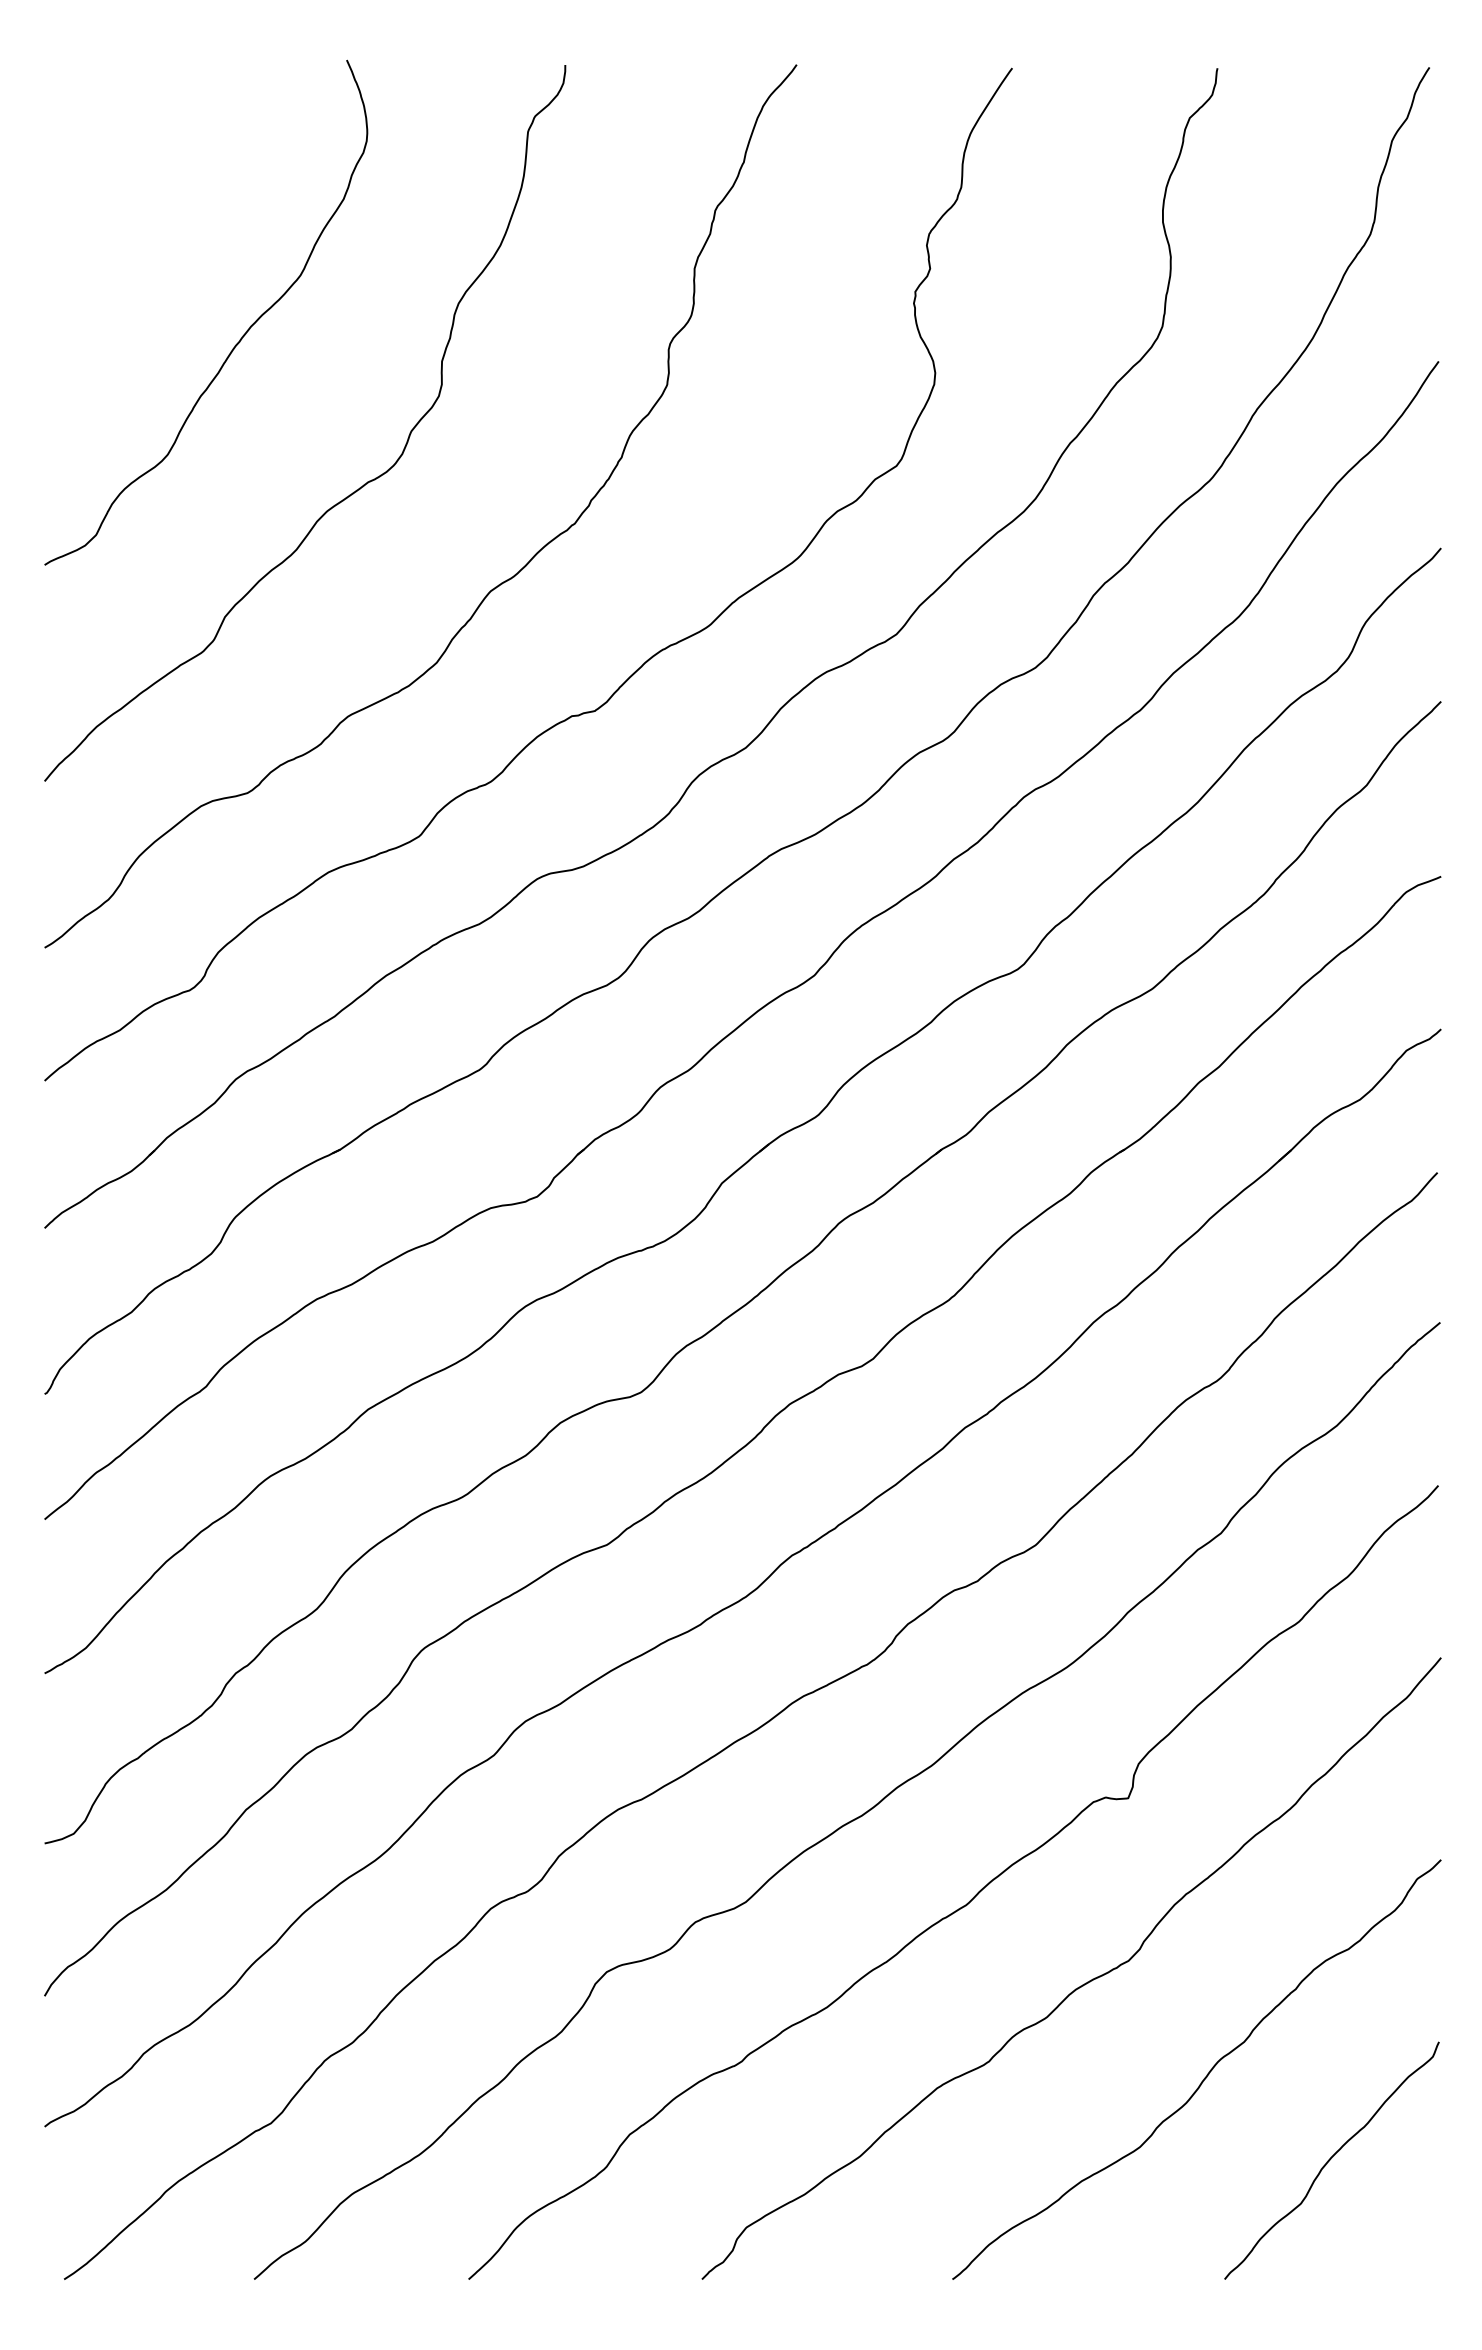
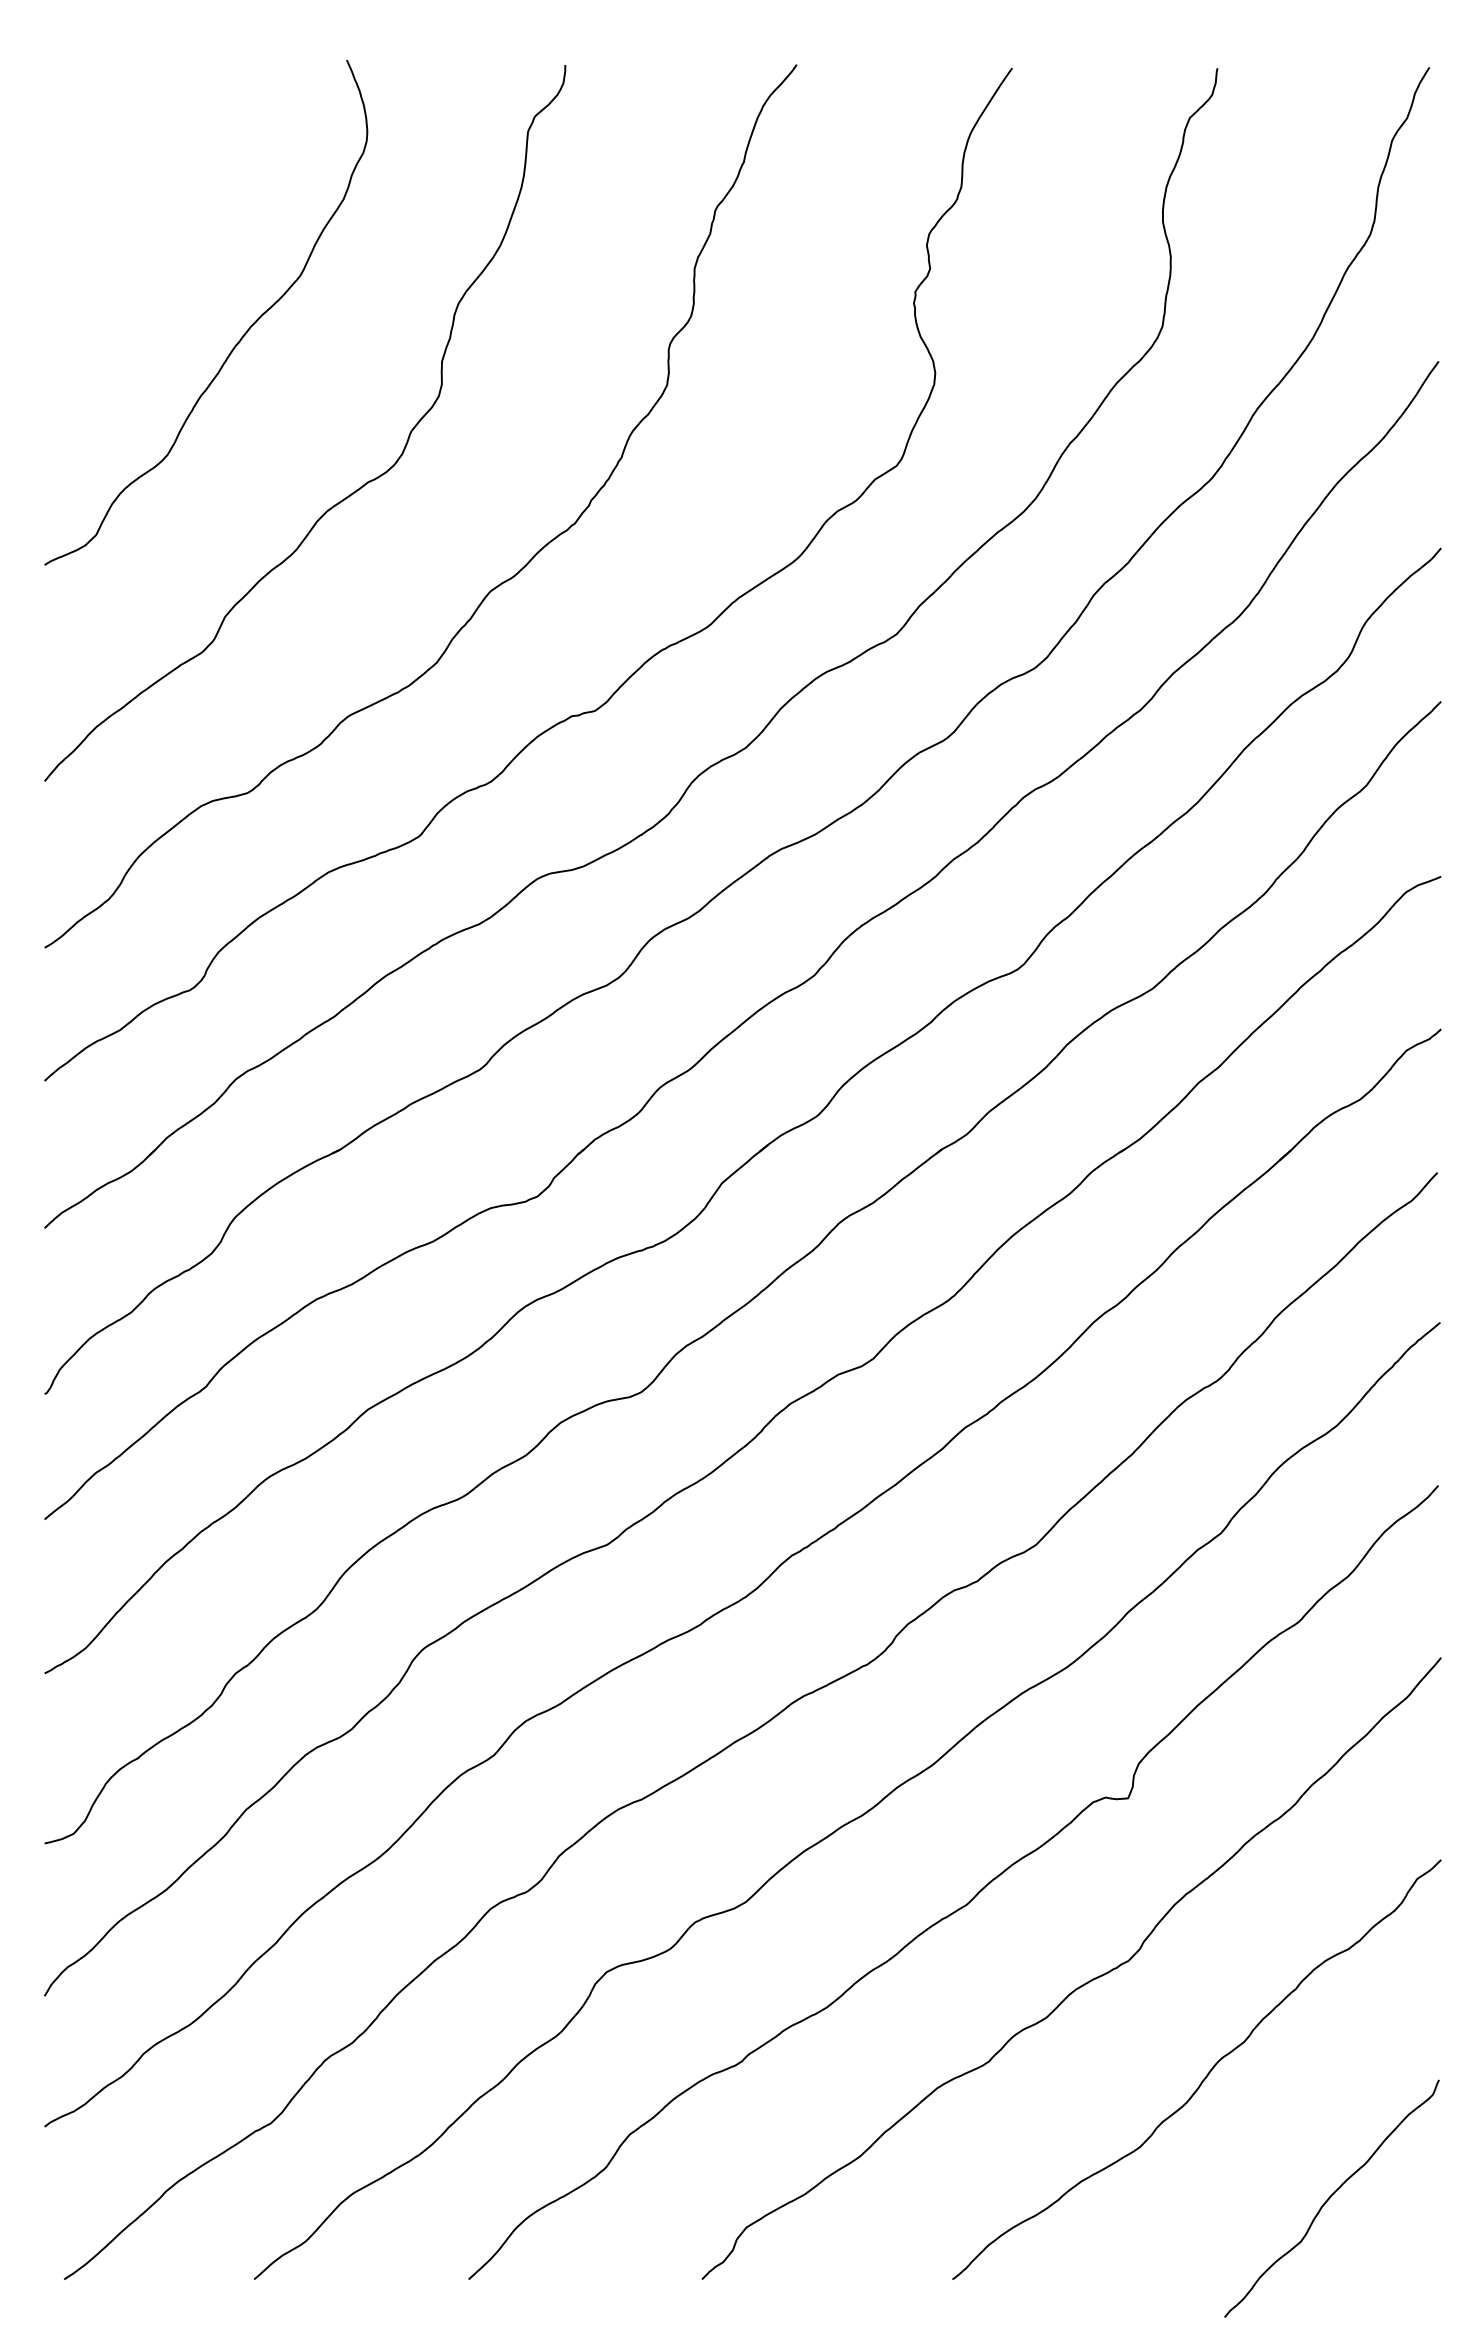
curve position: (1331, 2159) -> (1331, 2197) (1331, 2197)
